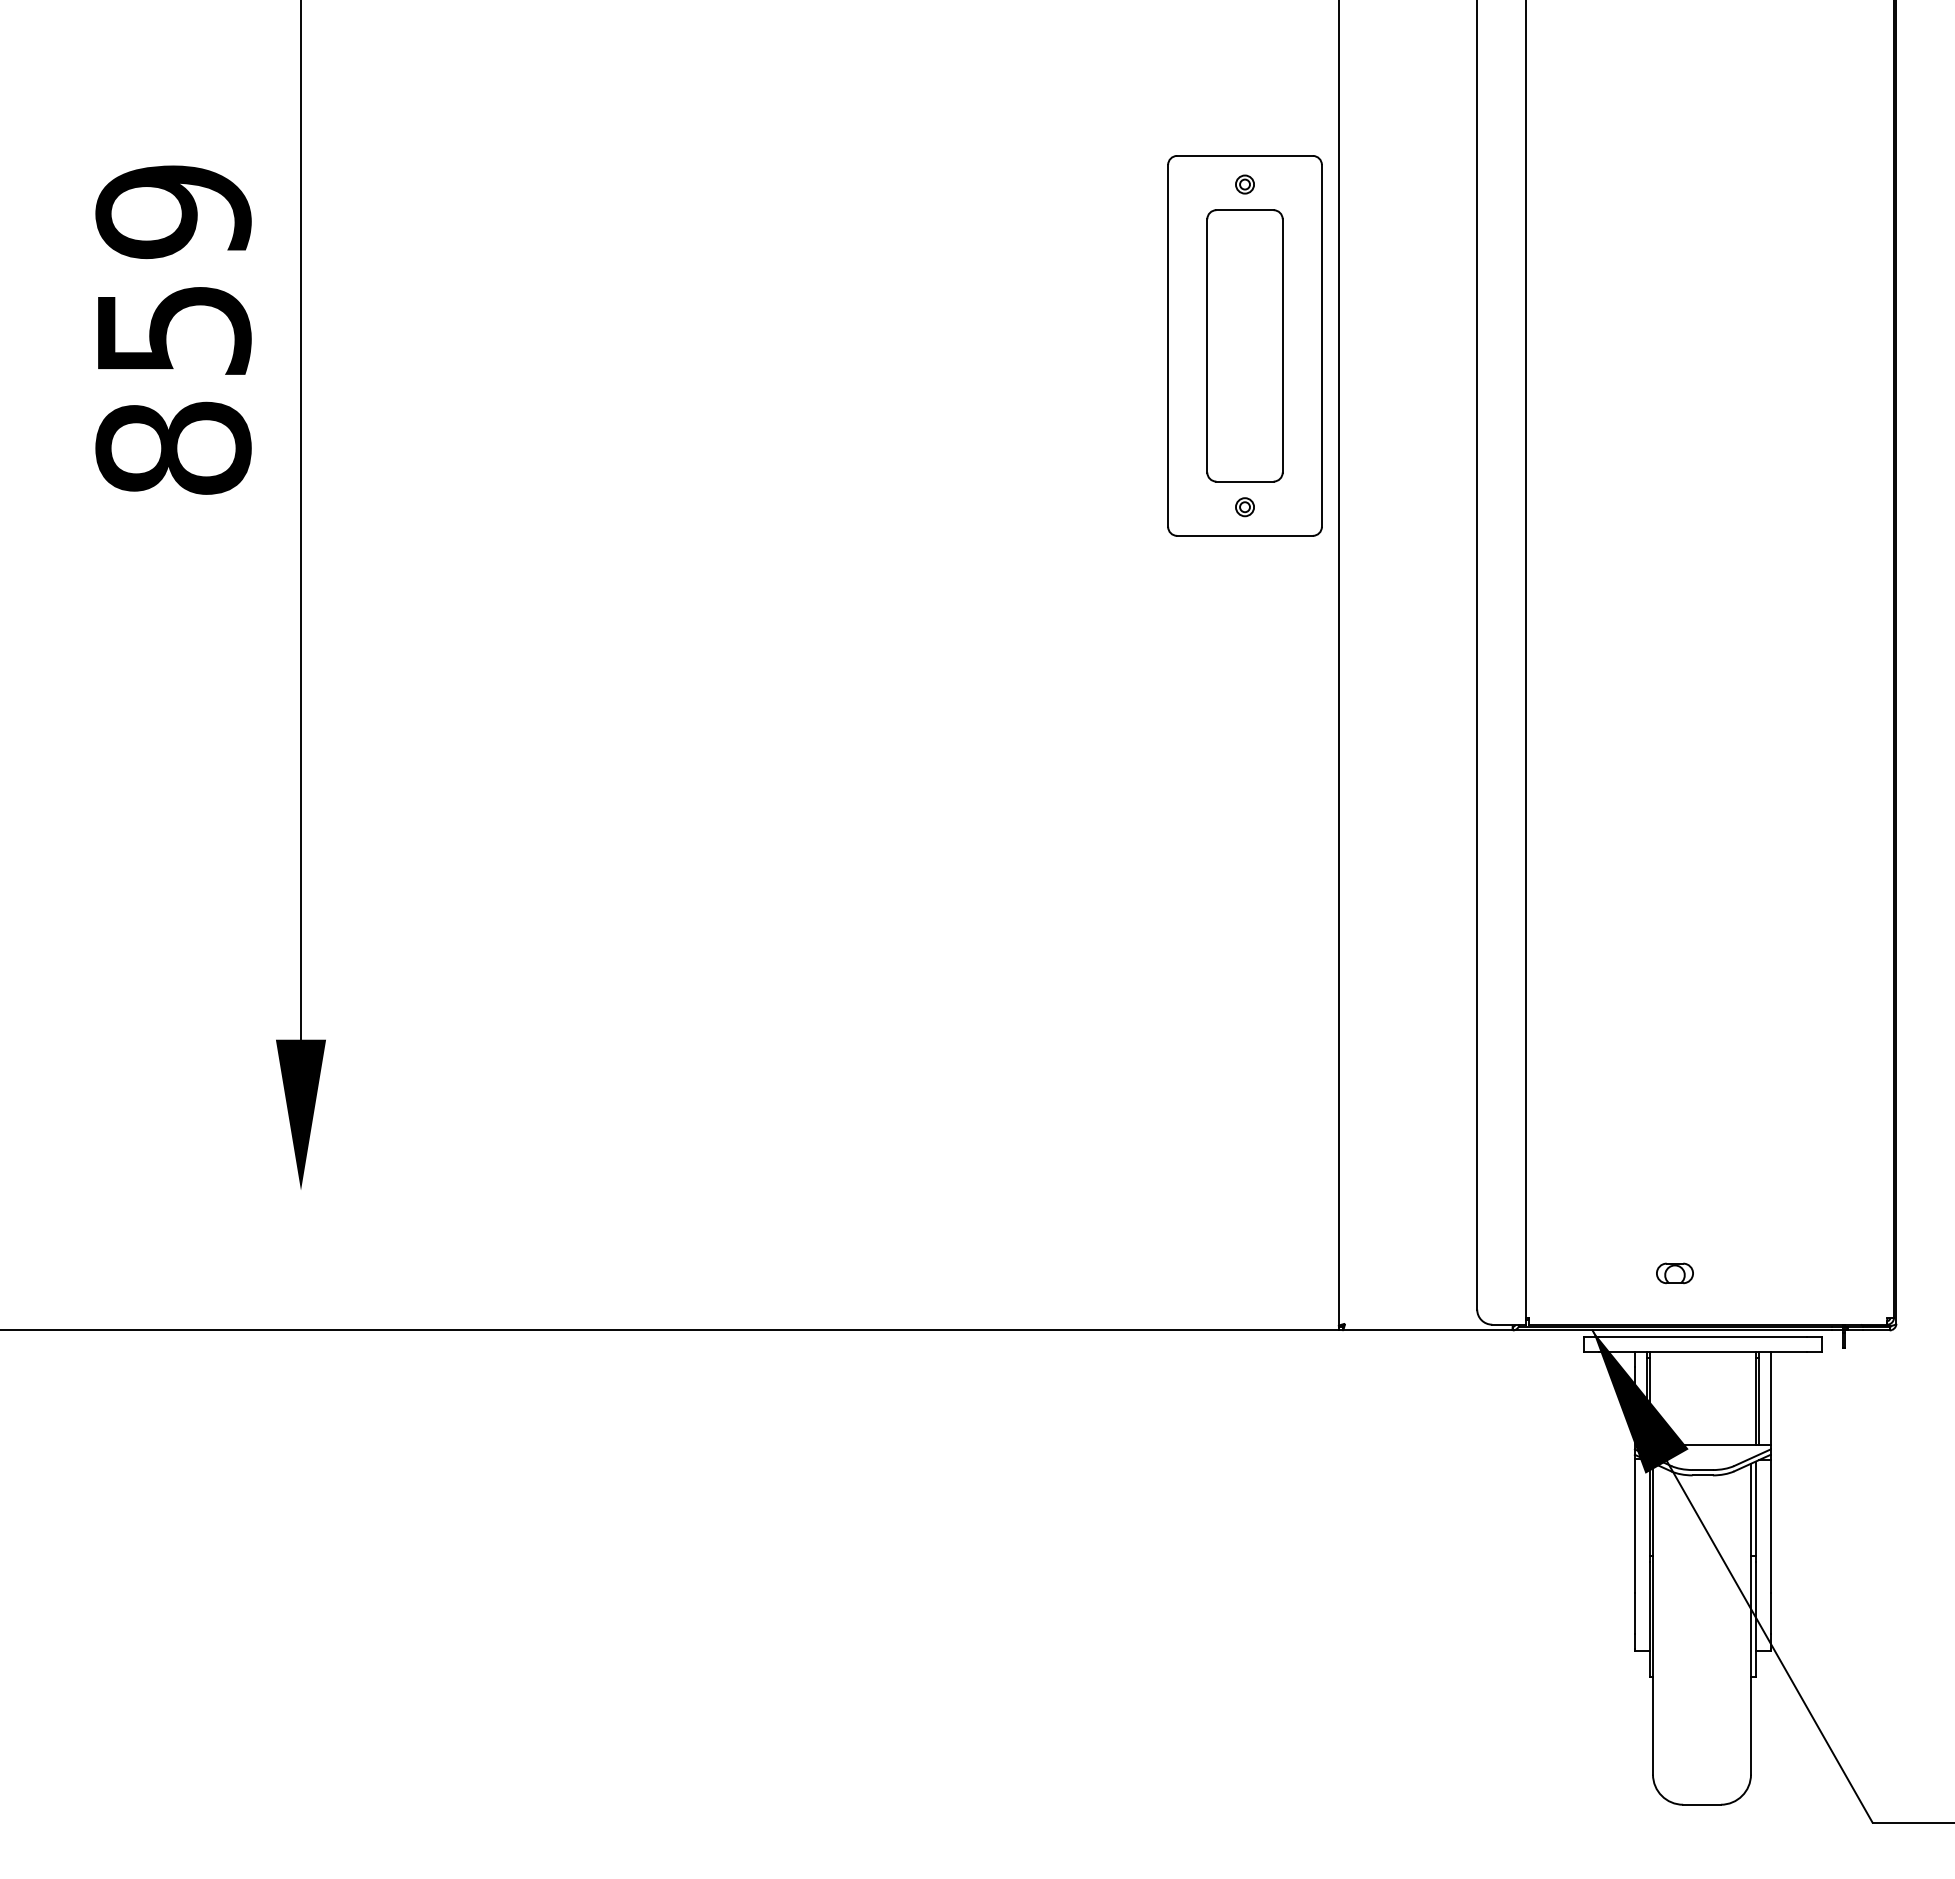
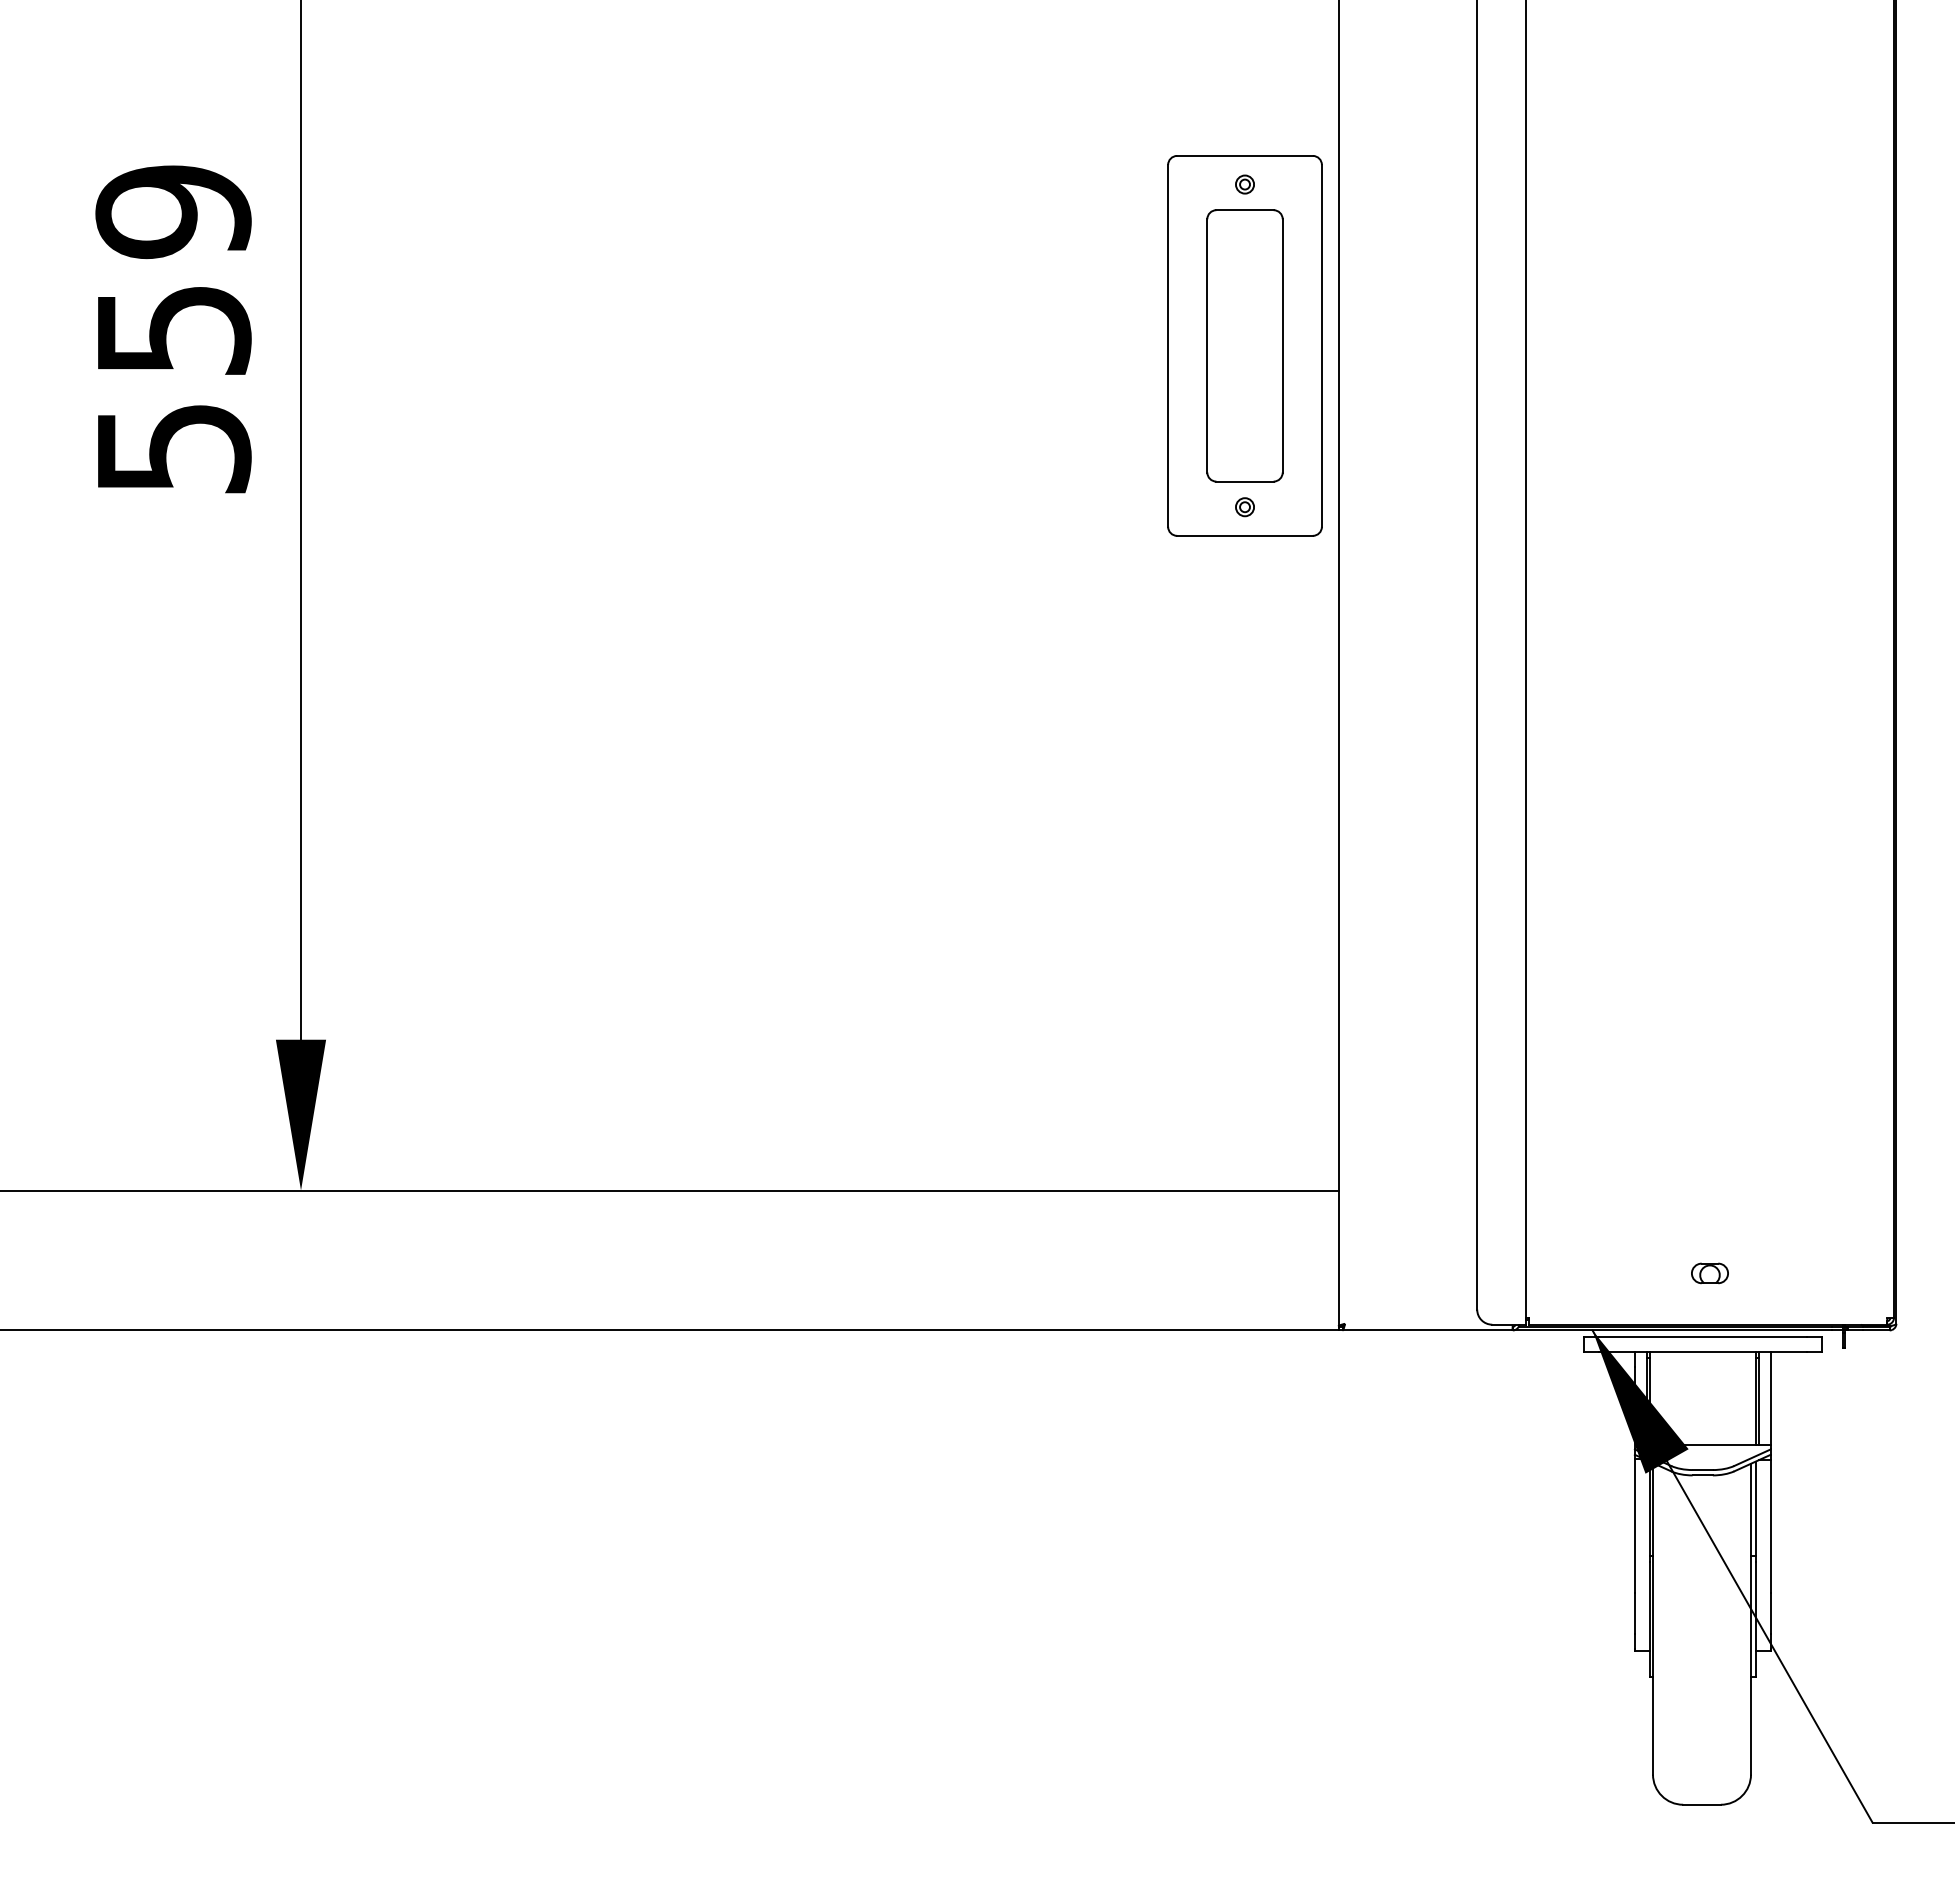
text: 859 -> 559 (173, 447)
line: none -> present (670, 1190)
part position: (1674, 1273) -> (1709, 1273) (1709, 1273)
